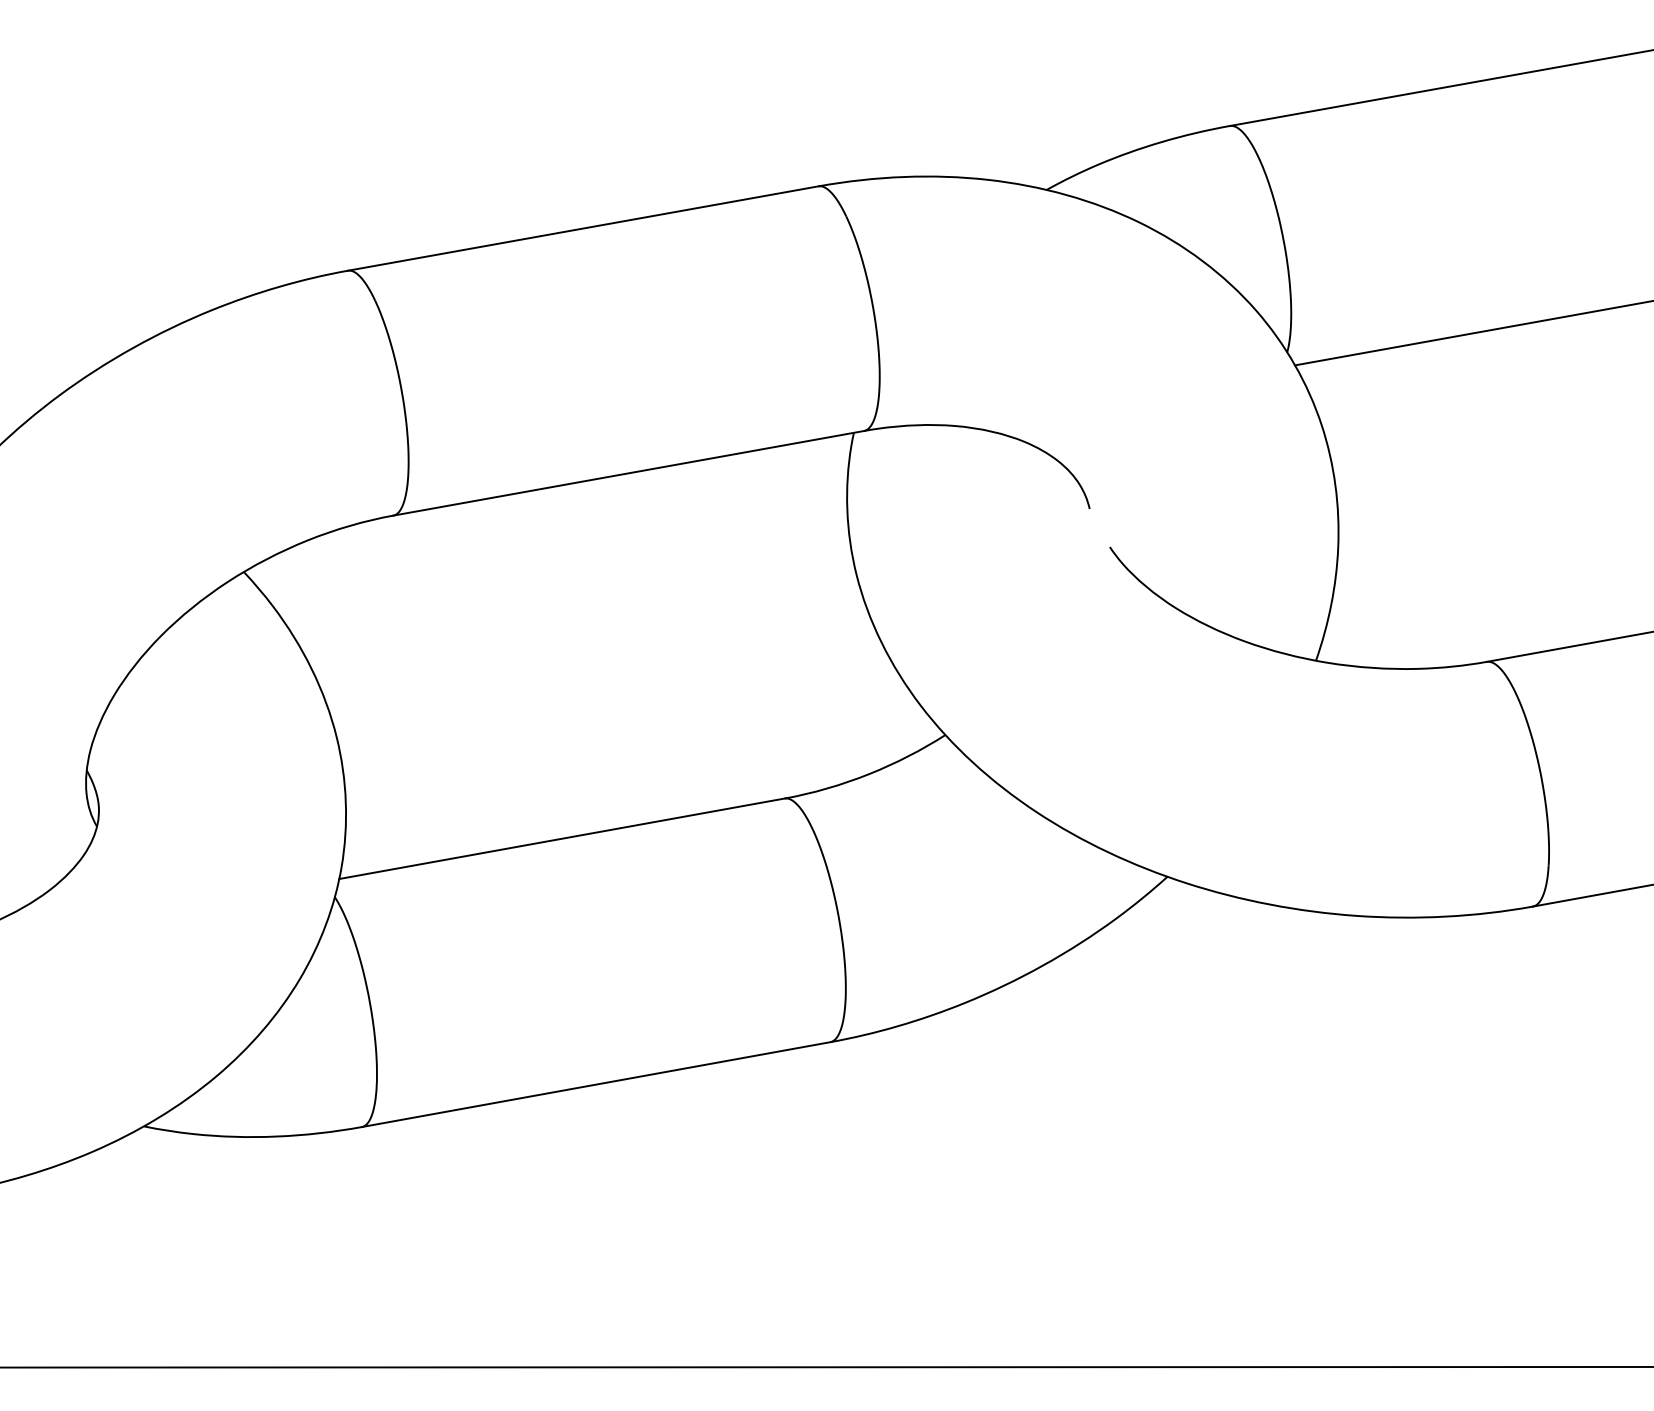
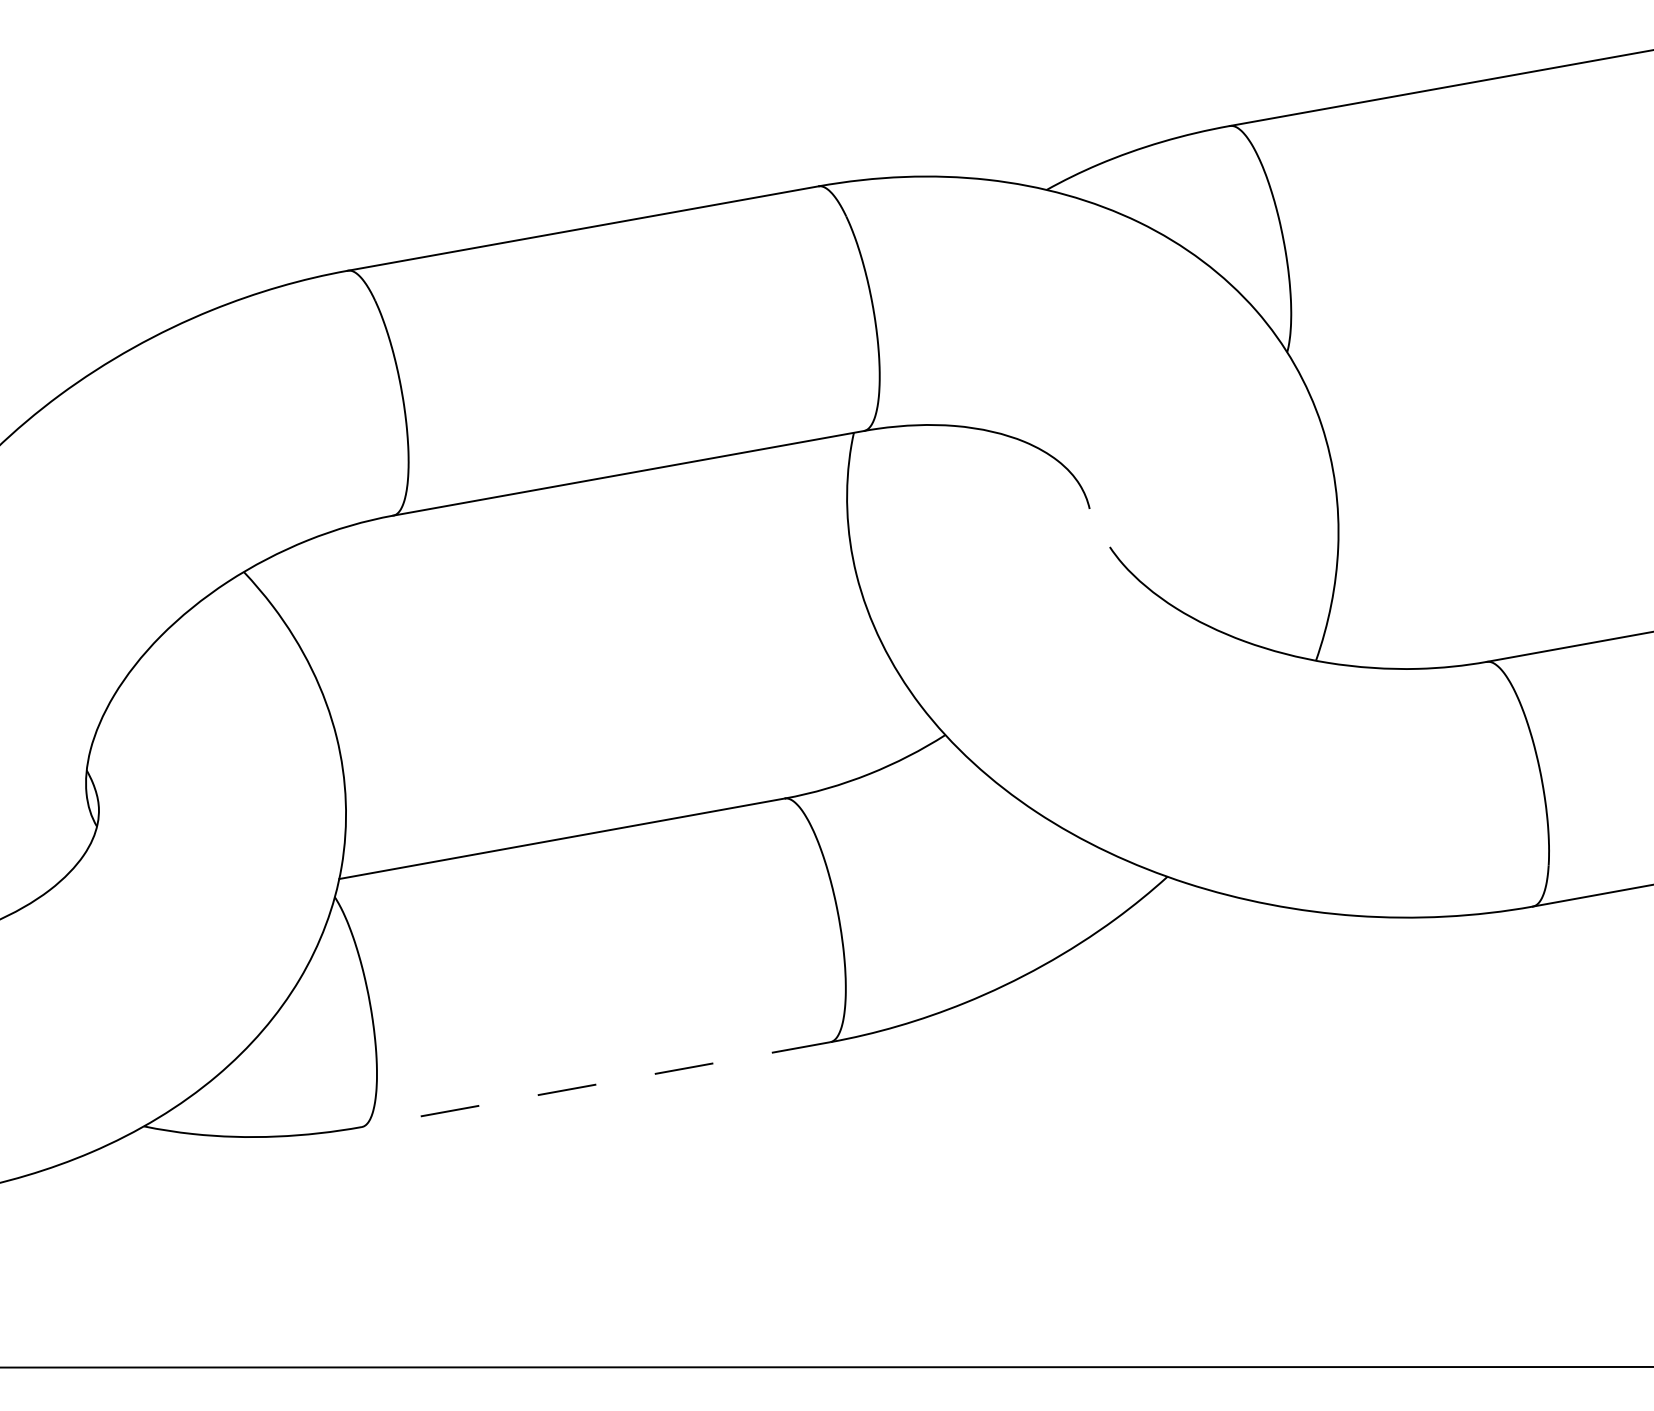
line: present -> none (1472, 333)
line: solid -> dashed (595, 1084)
